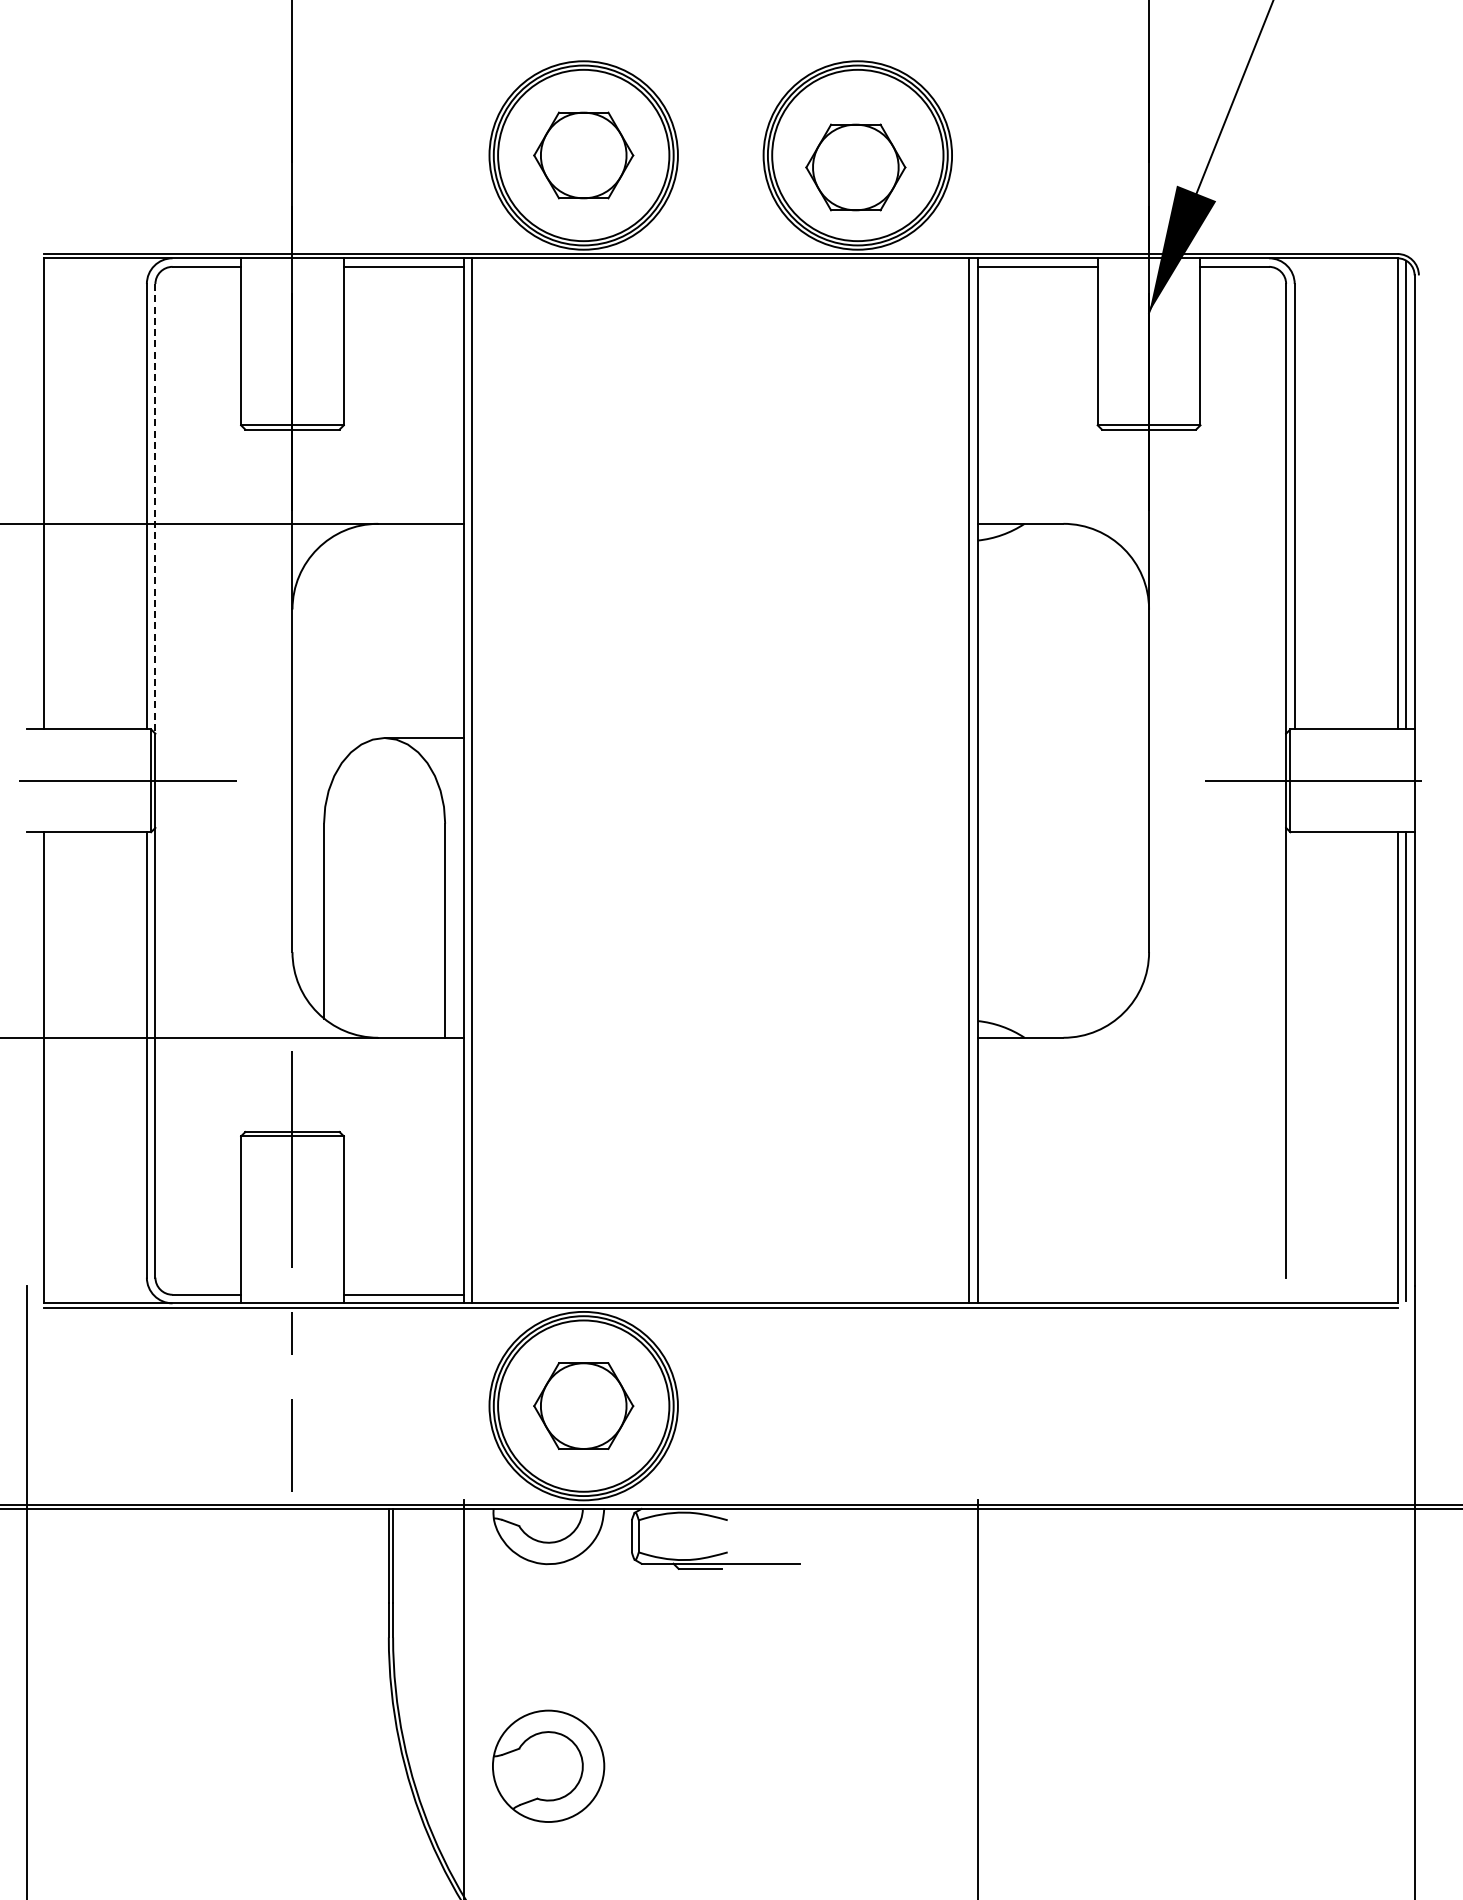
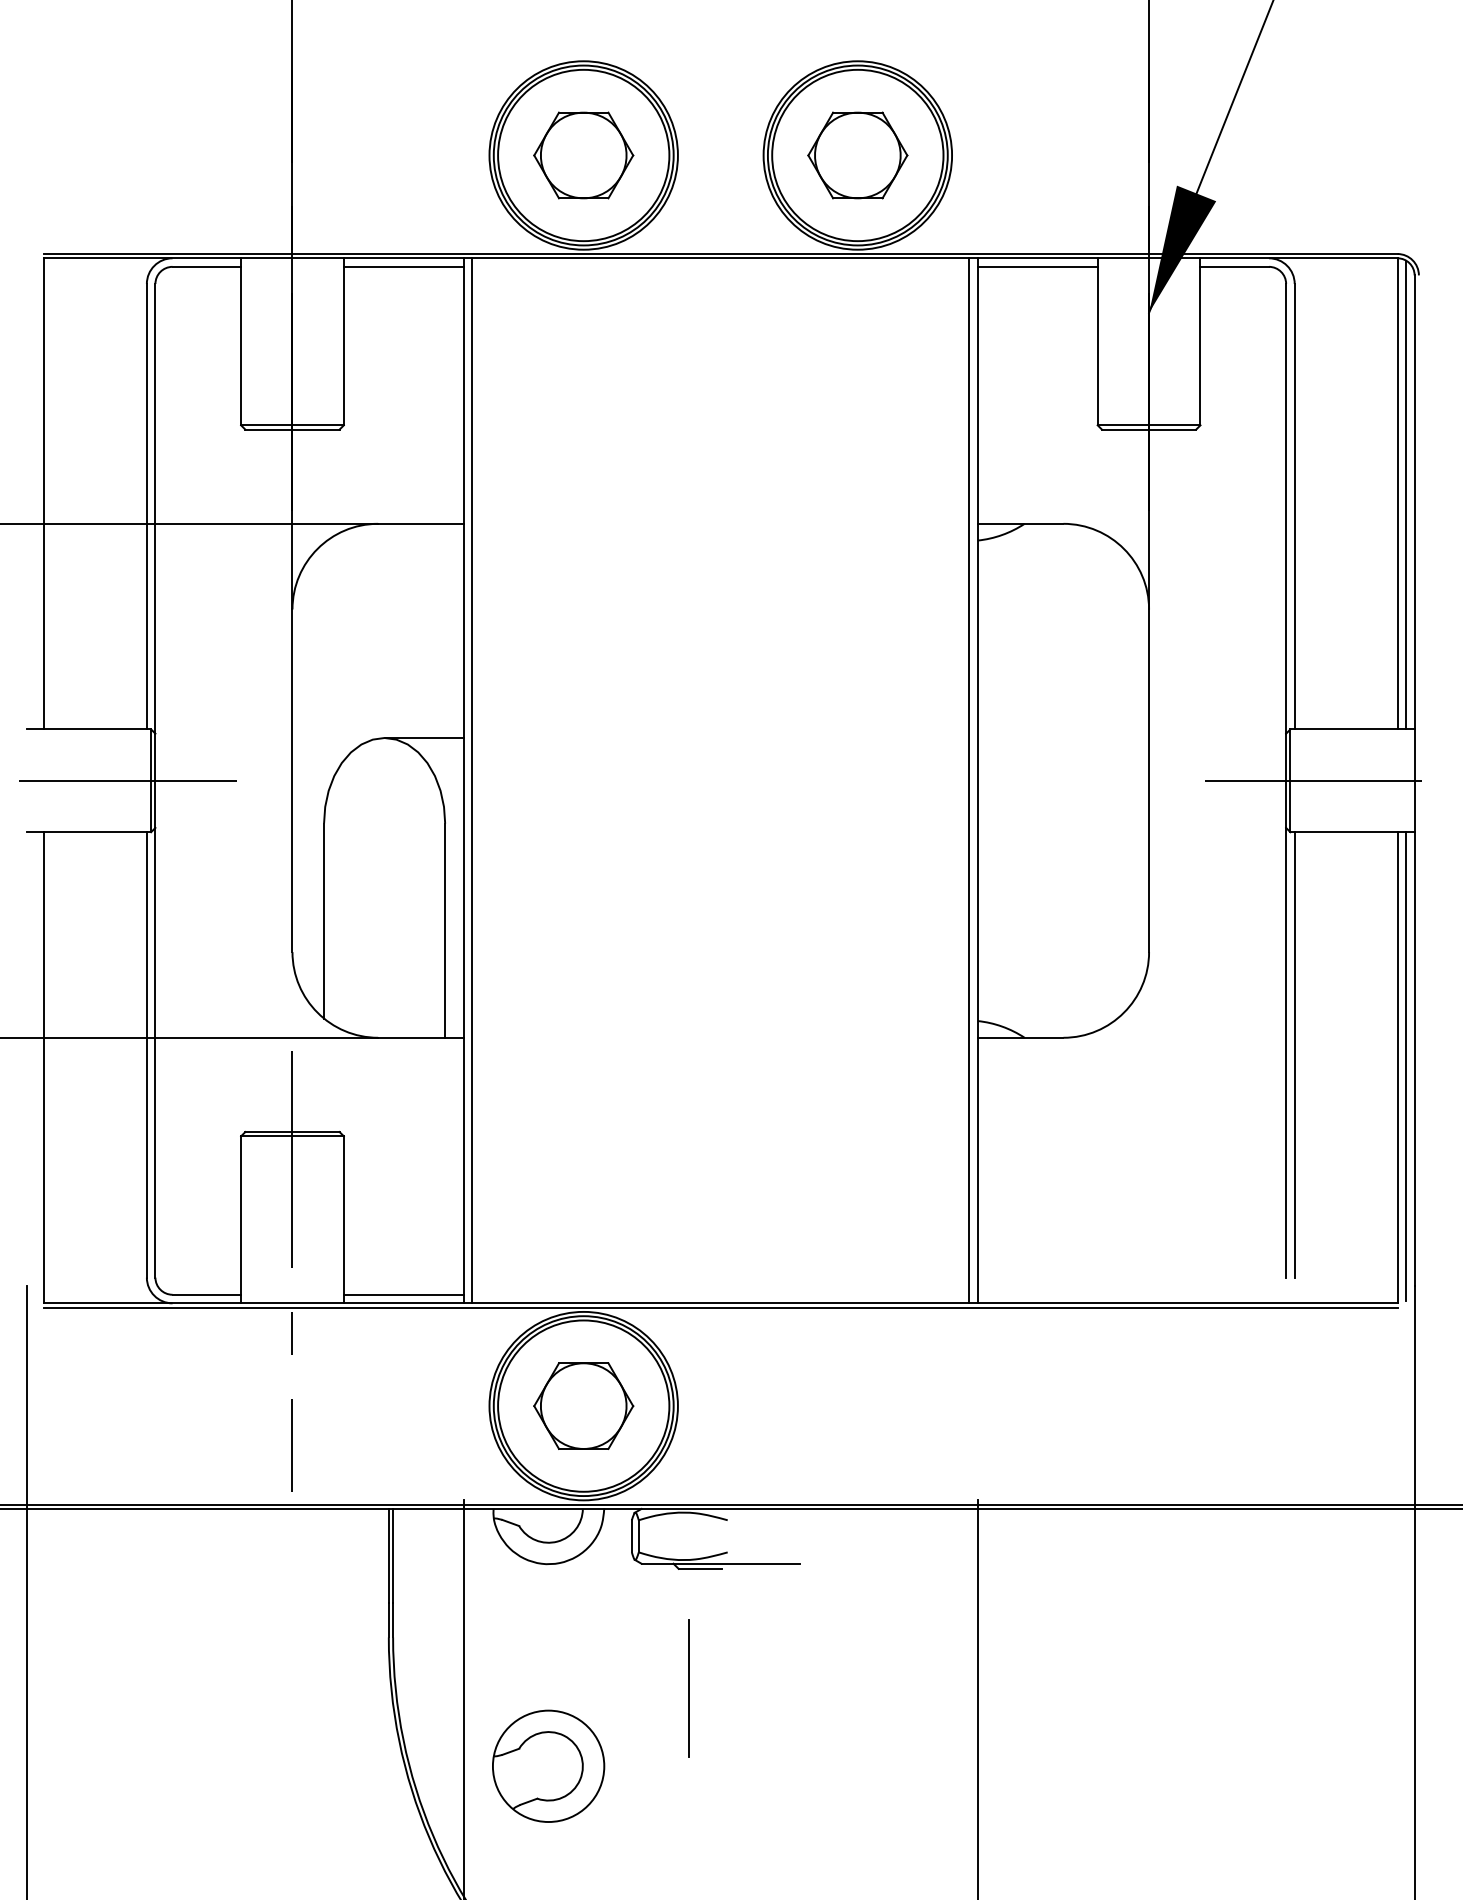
part position: (855, 167) -> (857, 155) (857, 155)
line: dashed -> solid (155, 508)
line: none -> present (1294, 1054)
line: none -> present (688, 1688)
